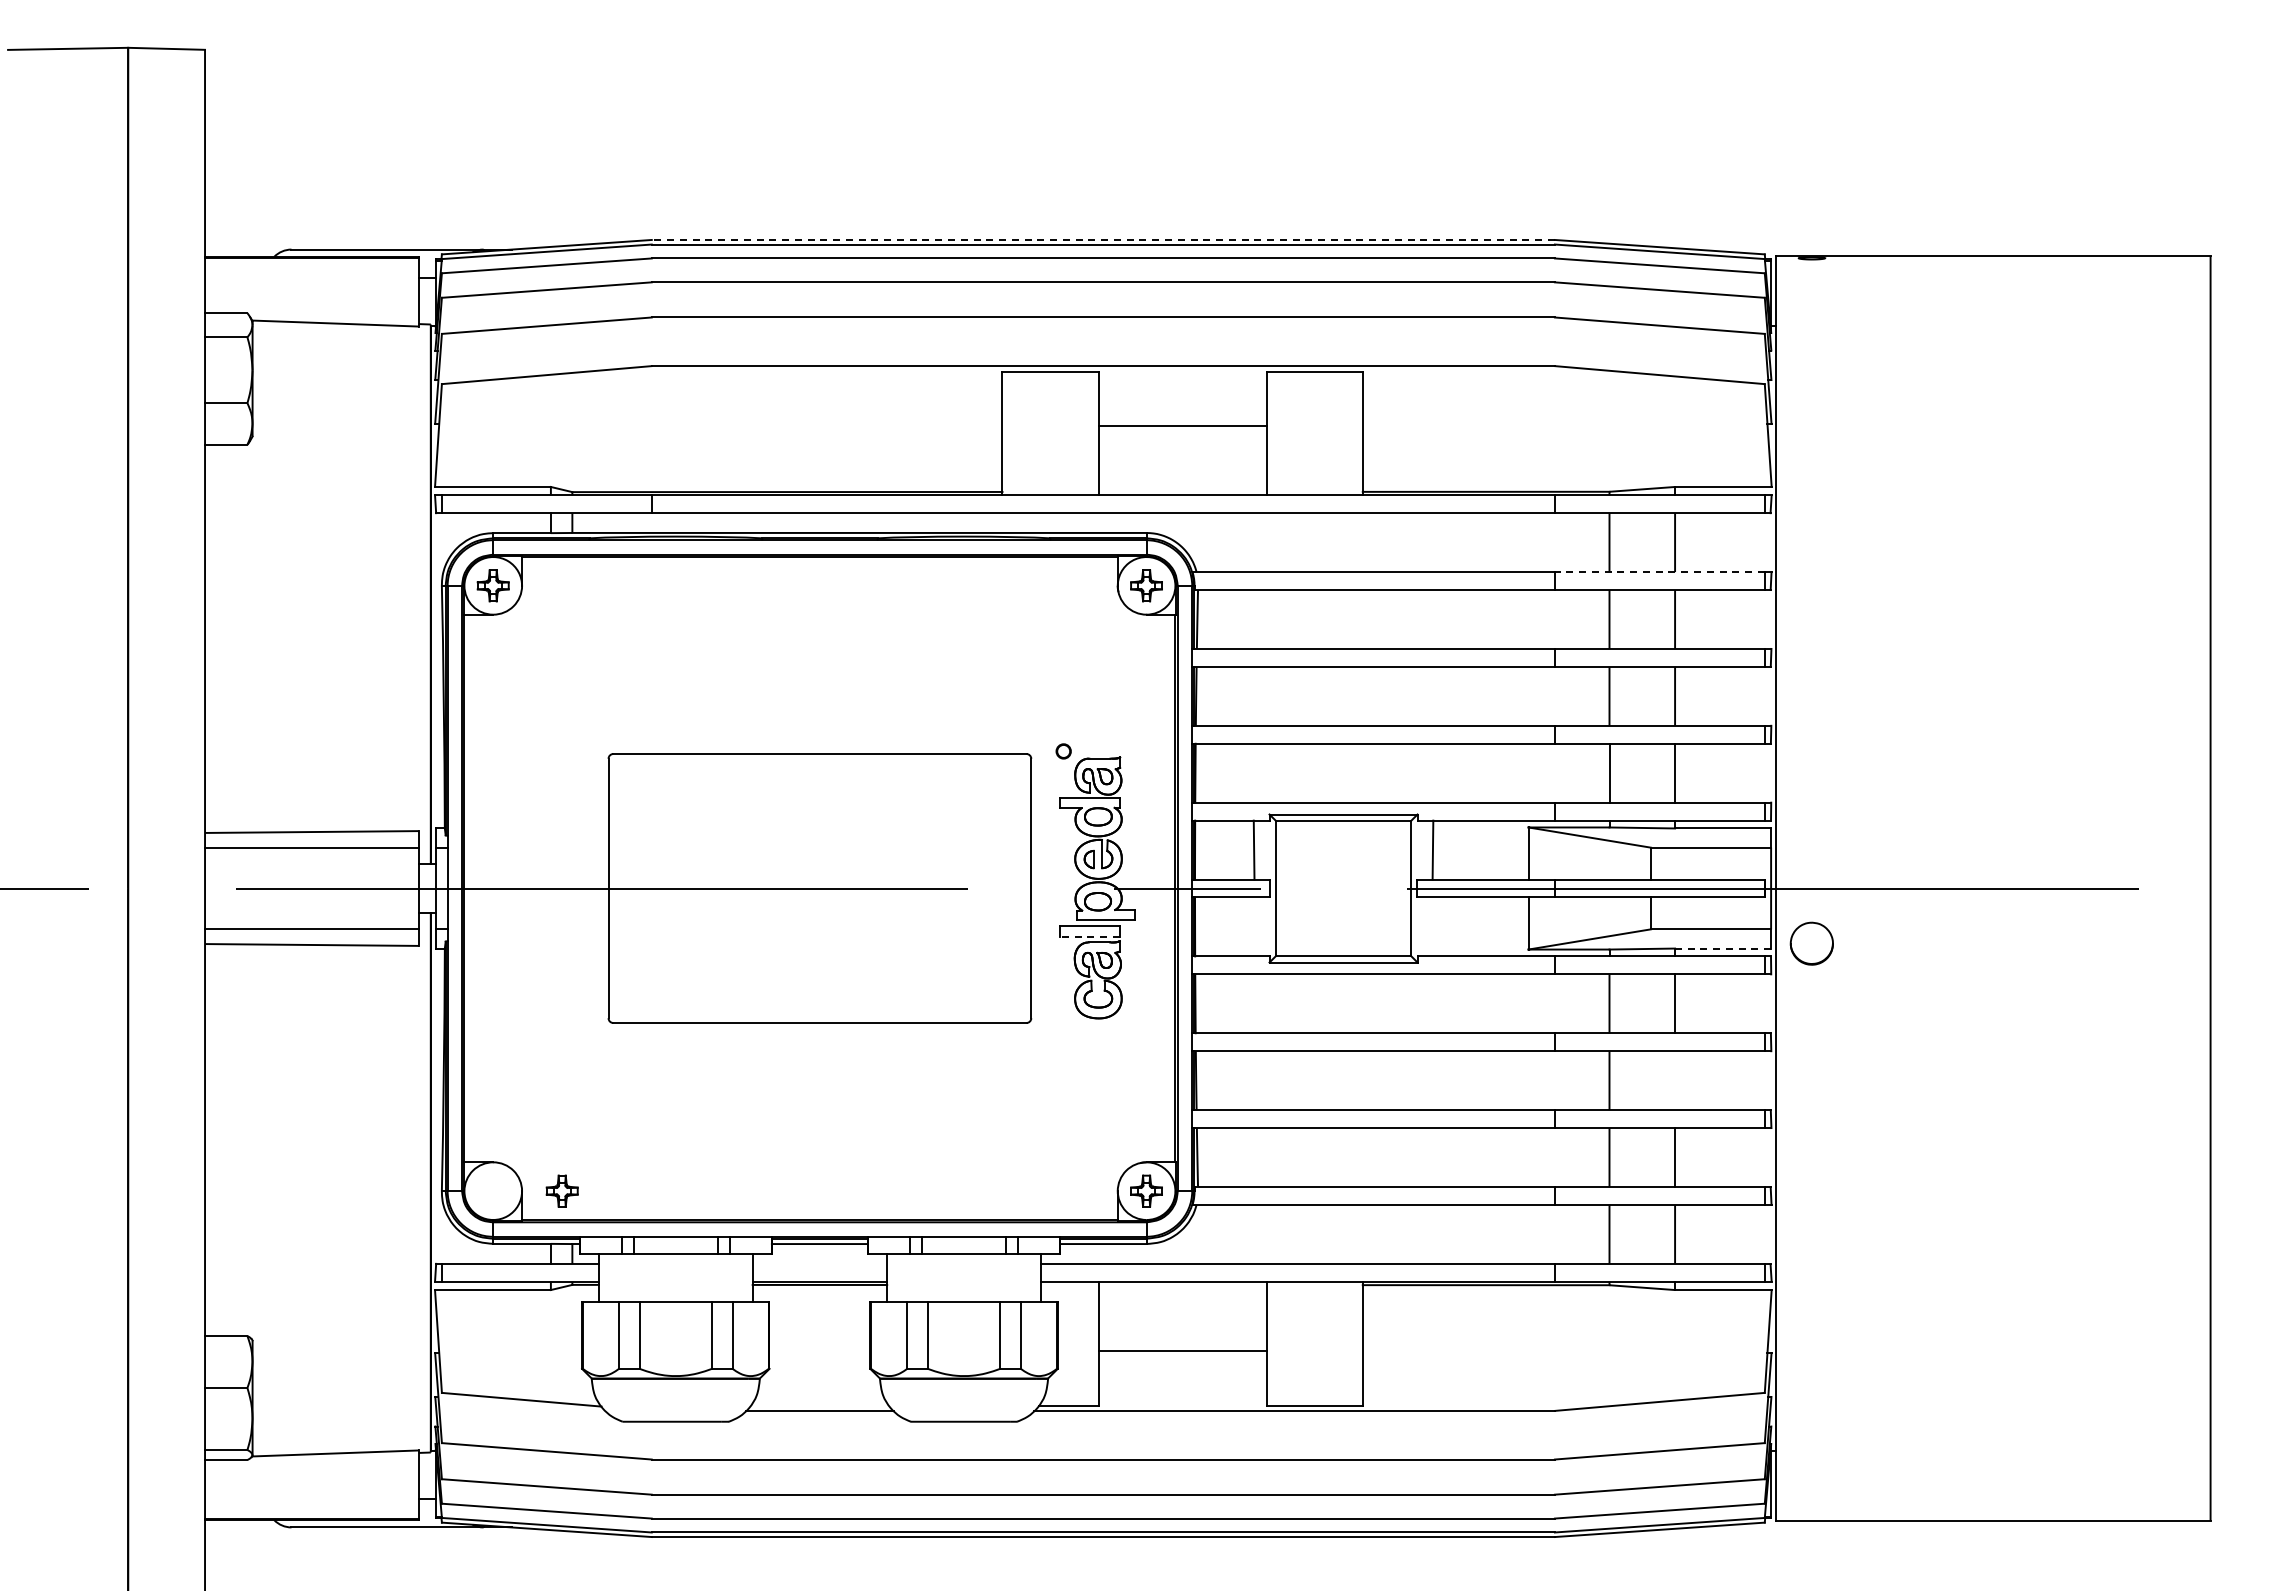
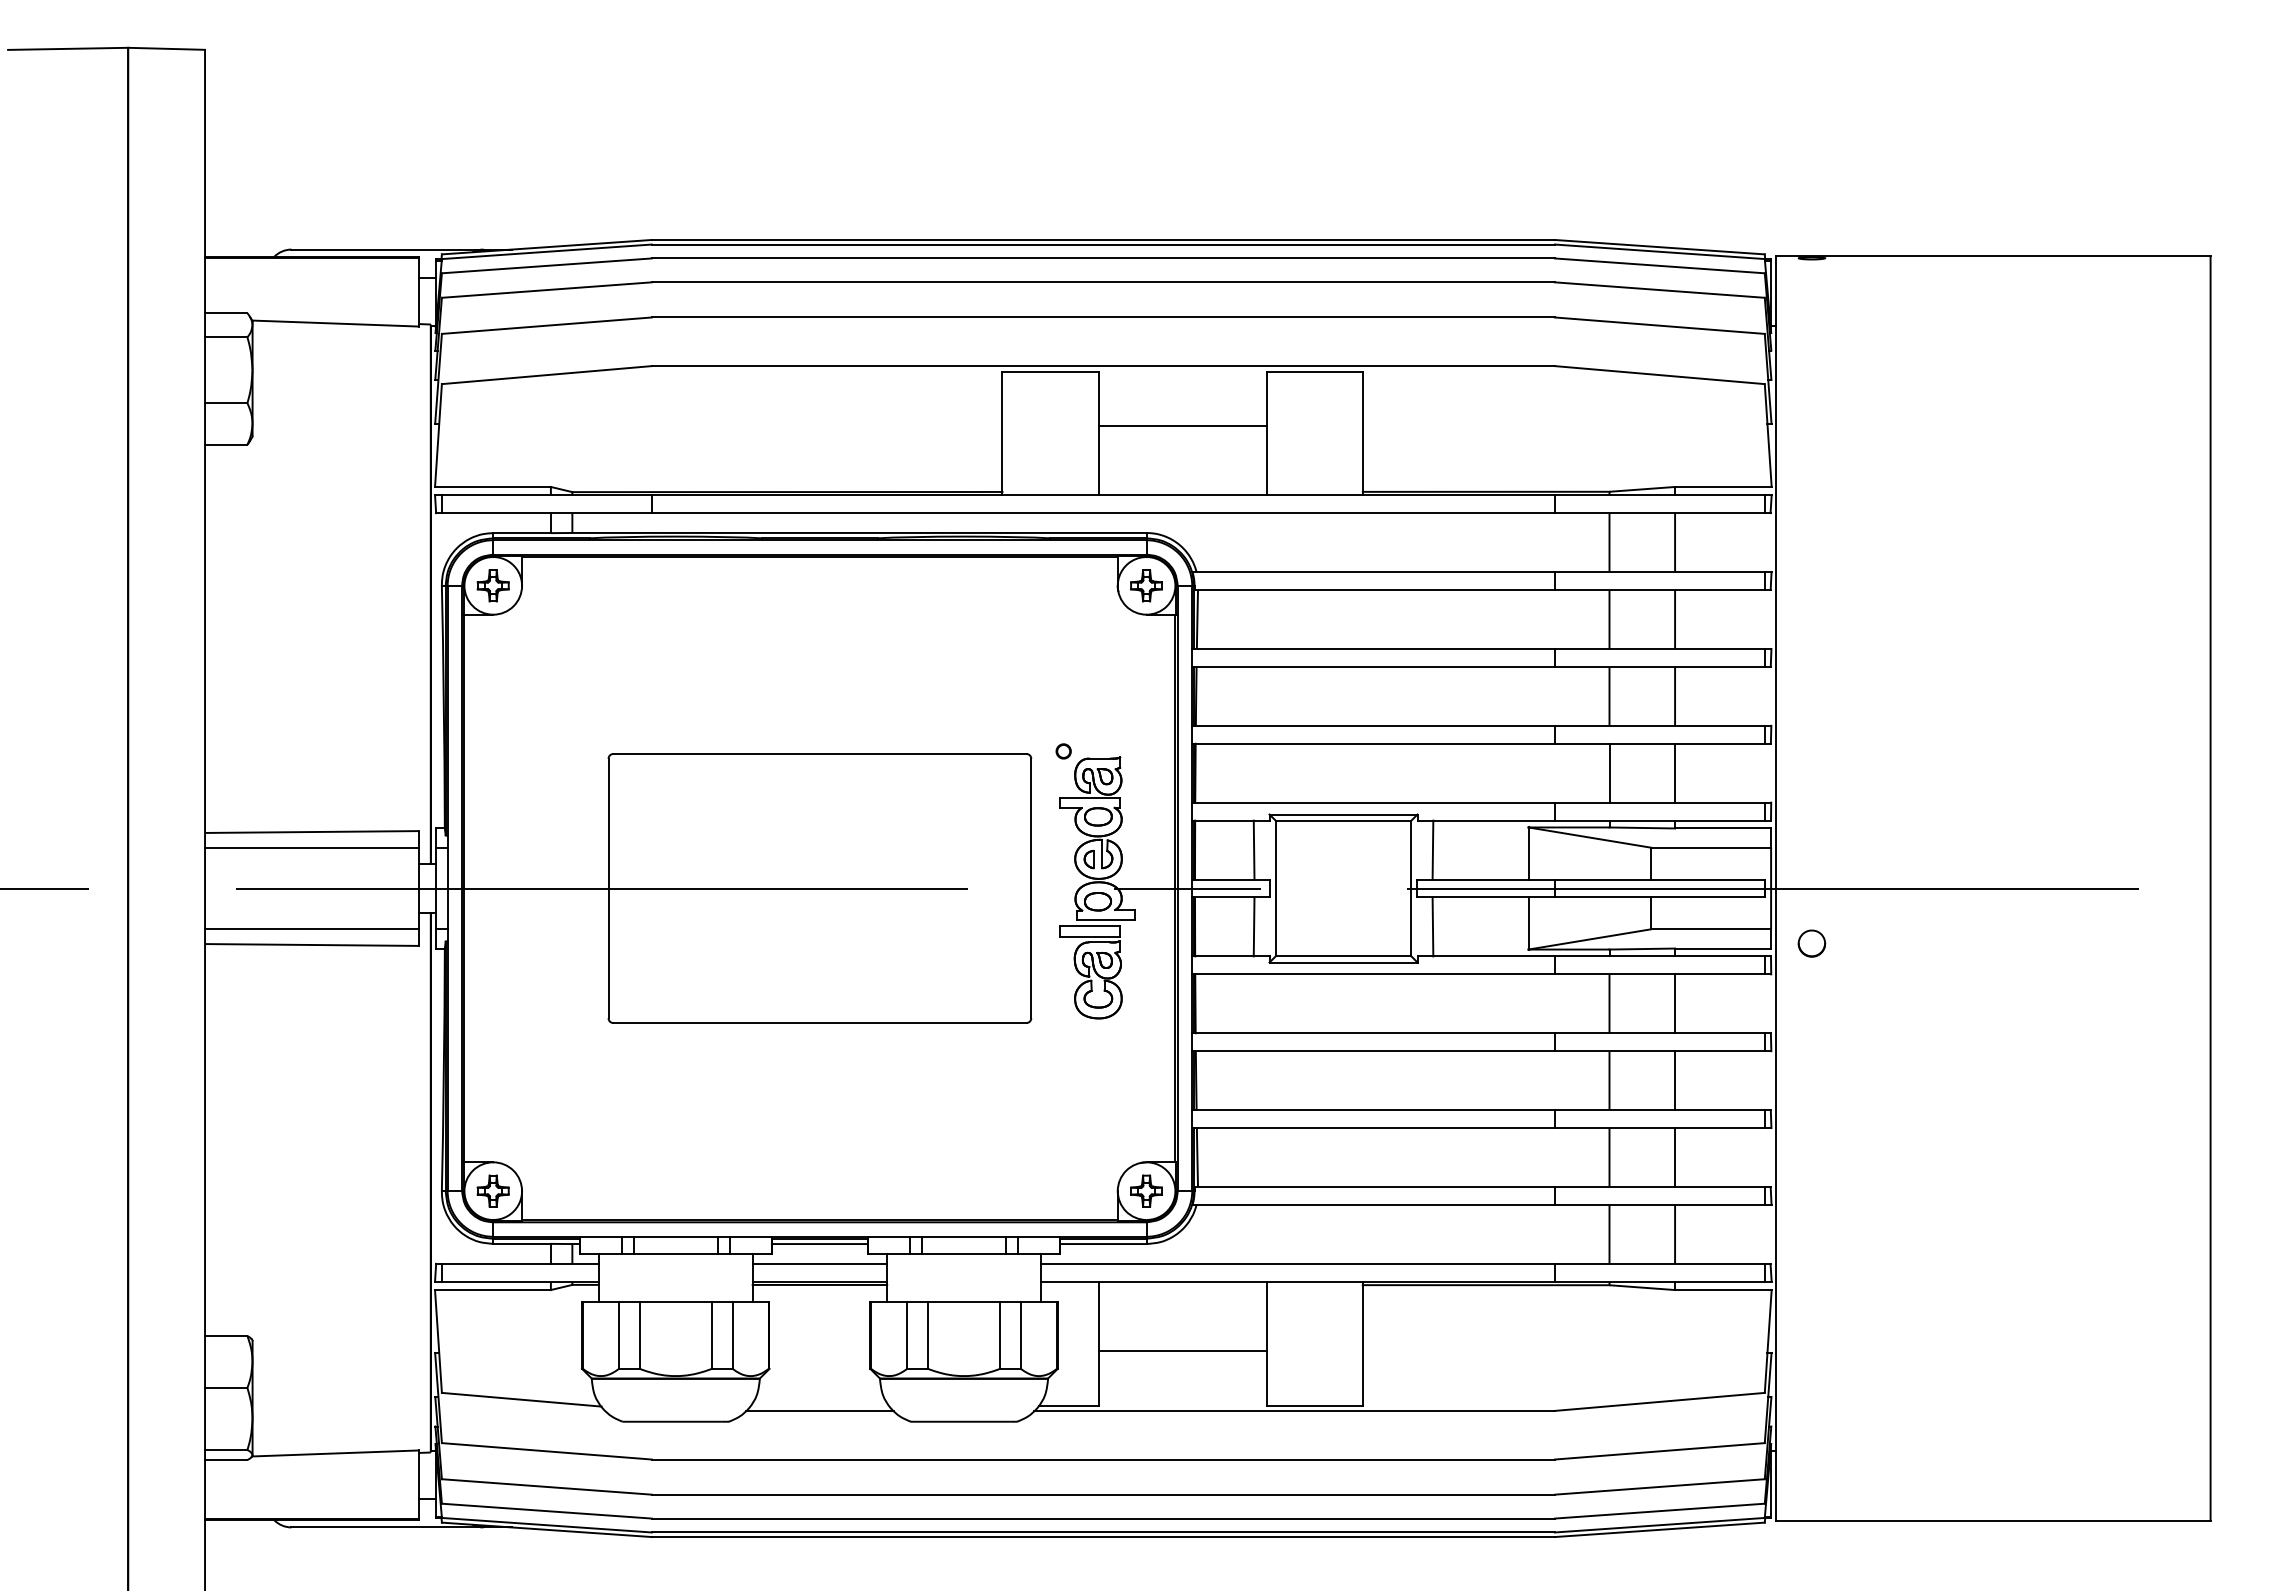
line: dashed -> solid (1103, 239)
line: dashed -> solid (1659, 572)
line: none -> present (1253, 926)
line: none -> present (1432, 926)
line: dashed -> solid (1089, 937)
part size: 45x45 px -> 30x29 px (1811, 943)
line: dashed -> solid (1722, 948)
line: none -> present (1675, 1080)
part position: (561, 1190) -> (492, 1190) (492, 1190)
line: none -> present (819, 1263)
